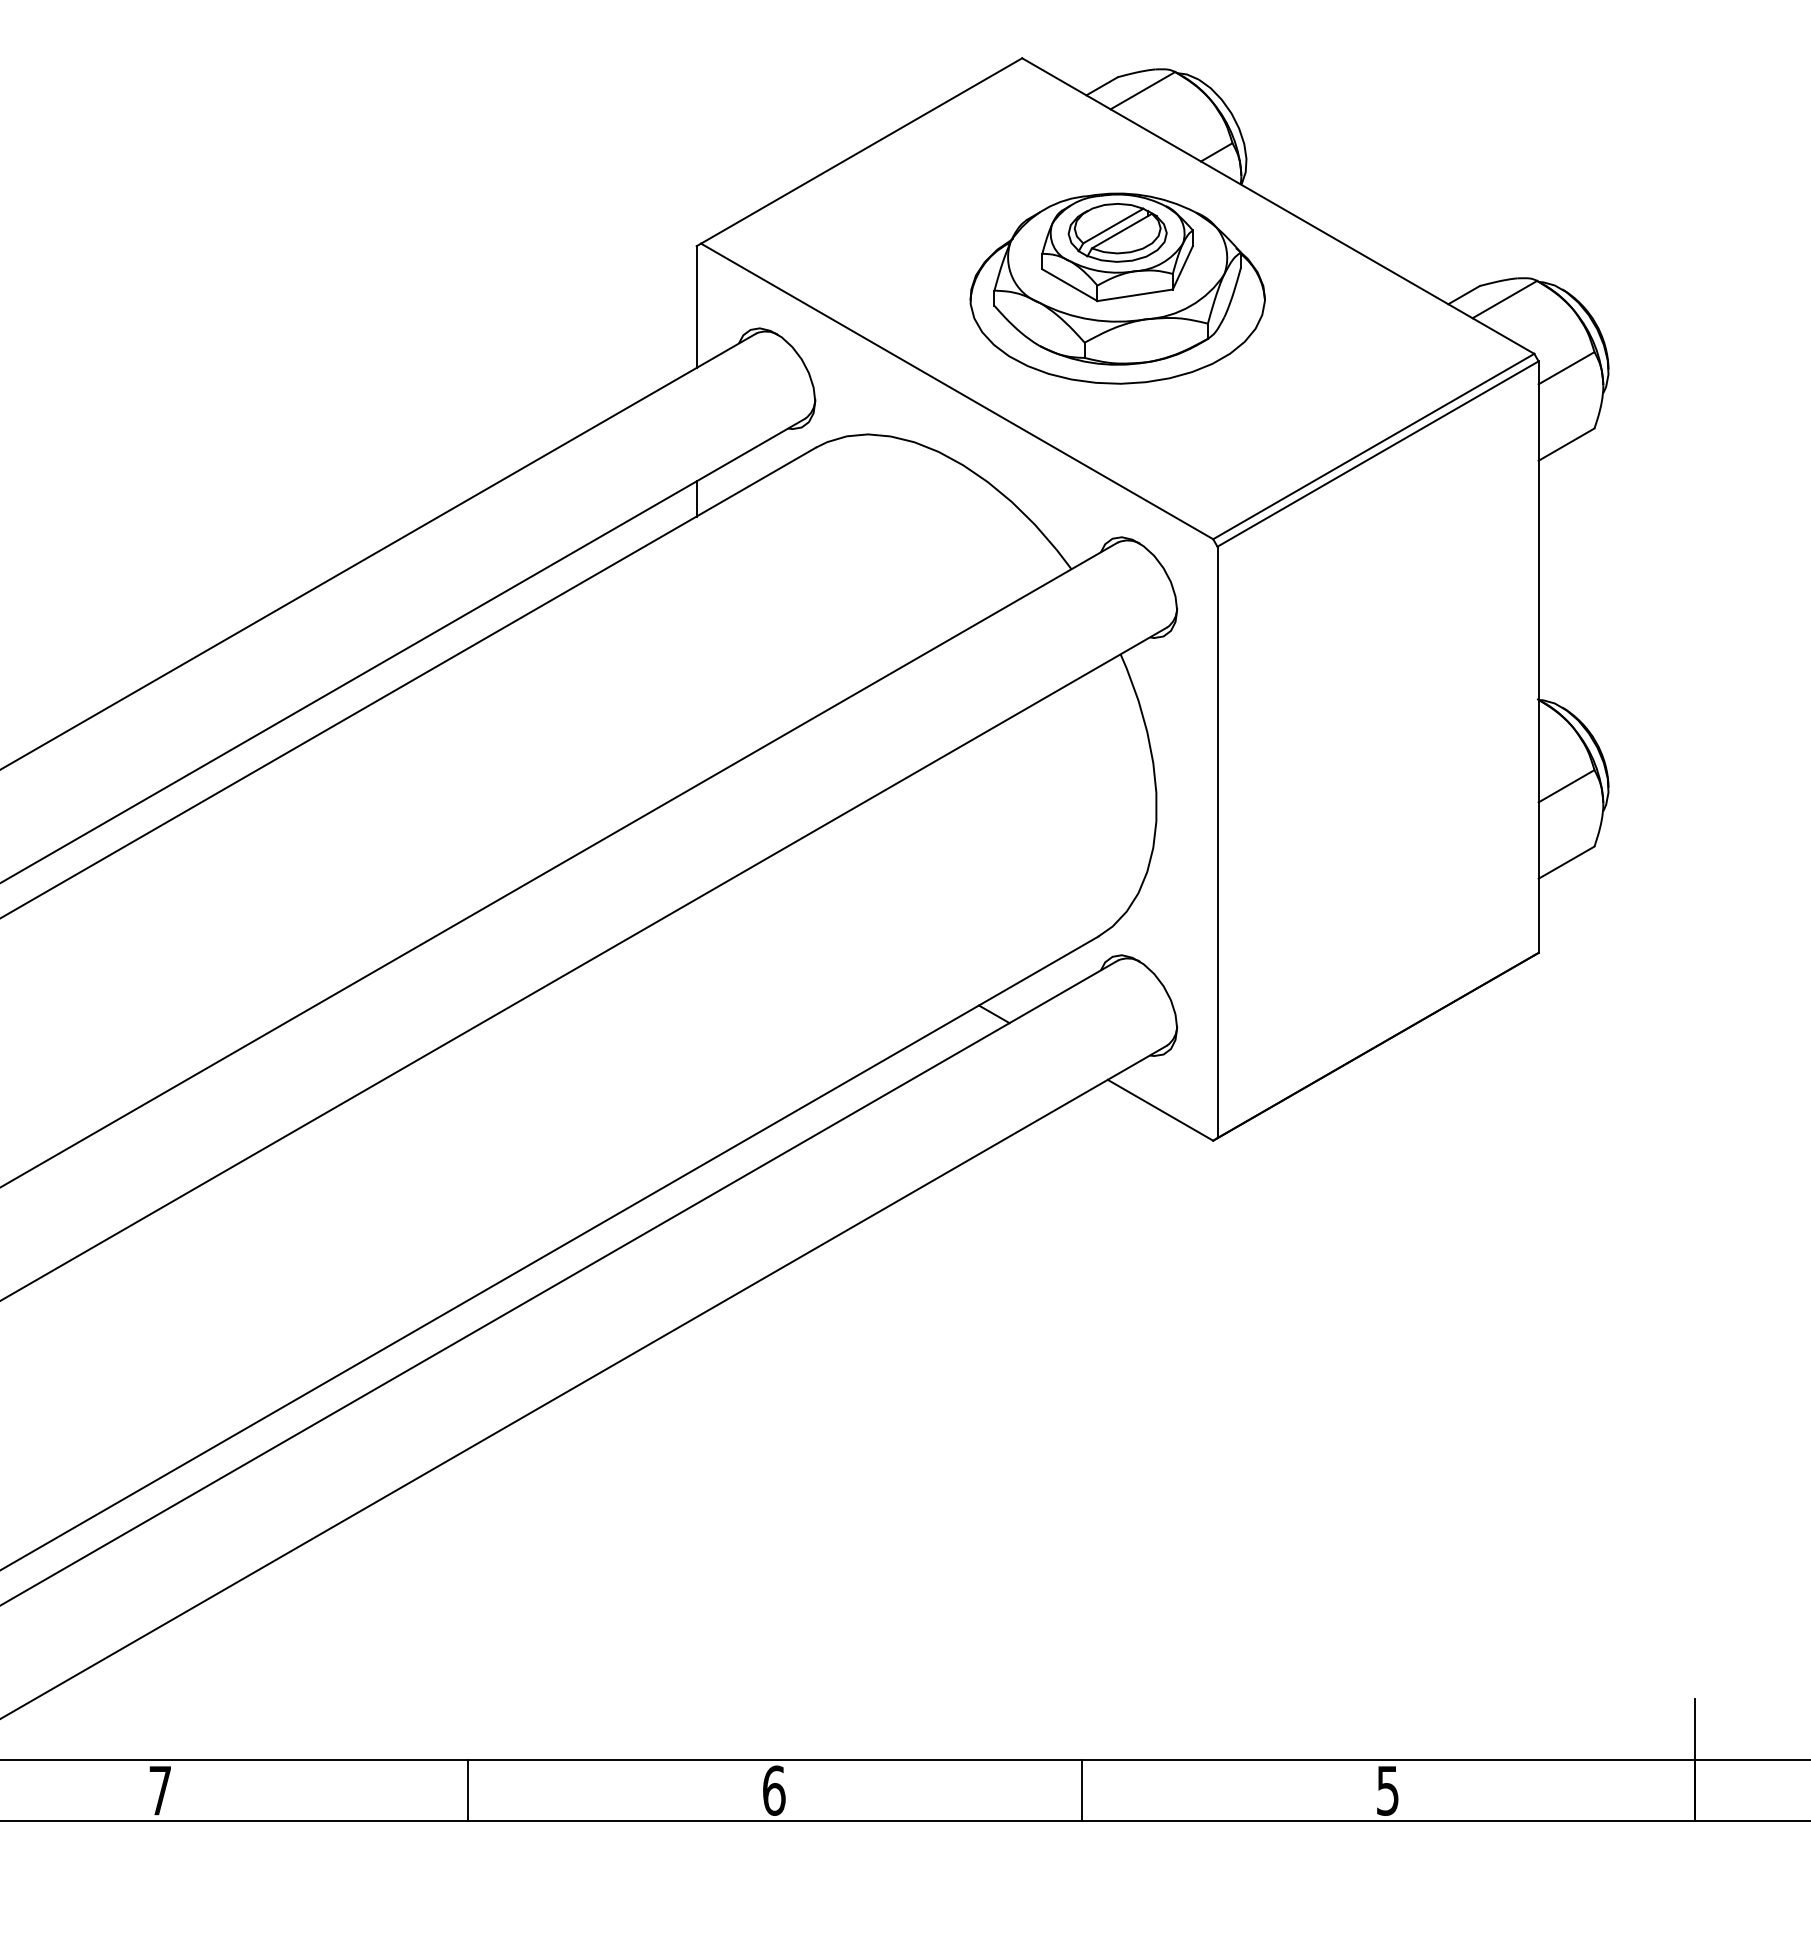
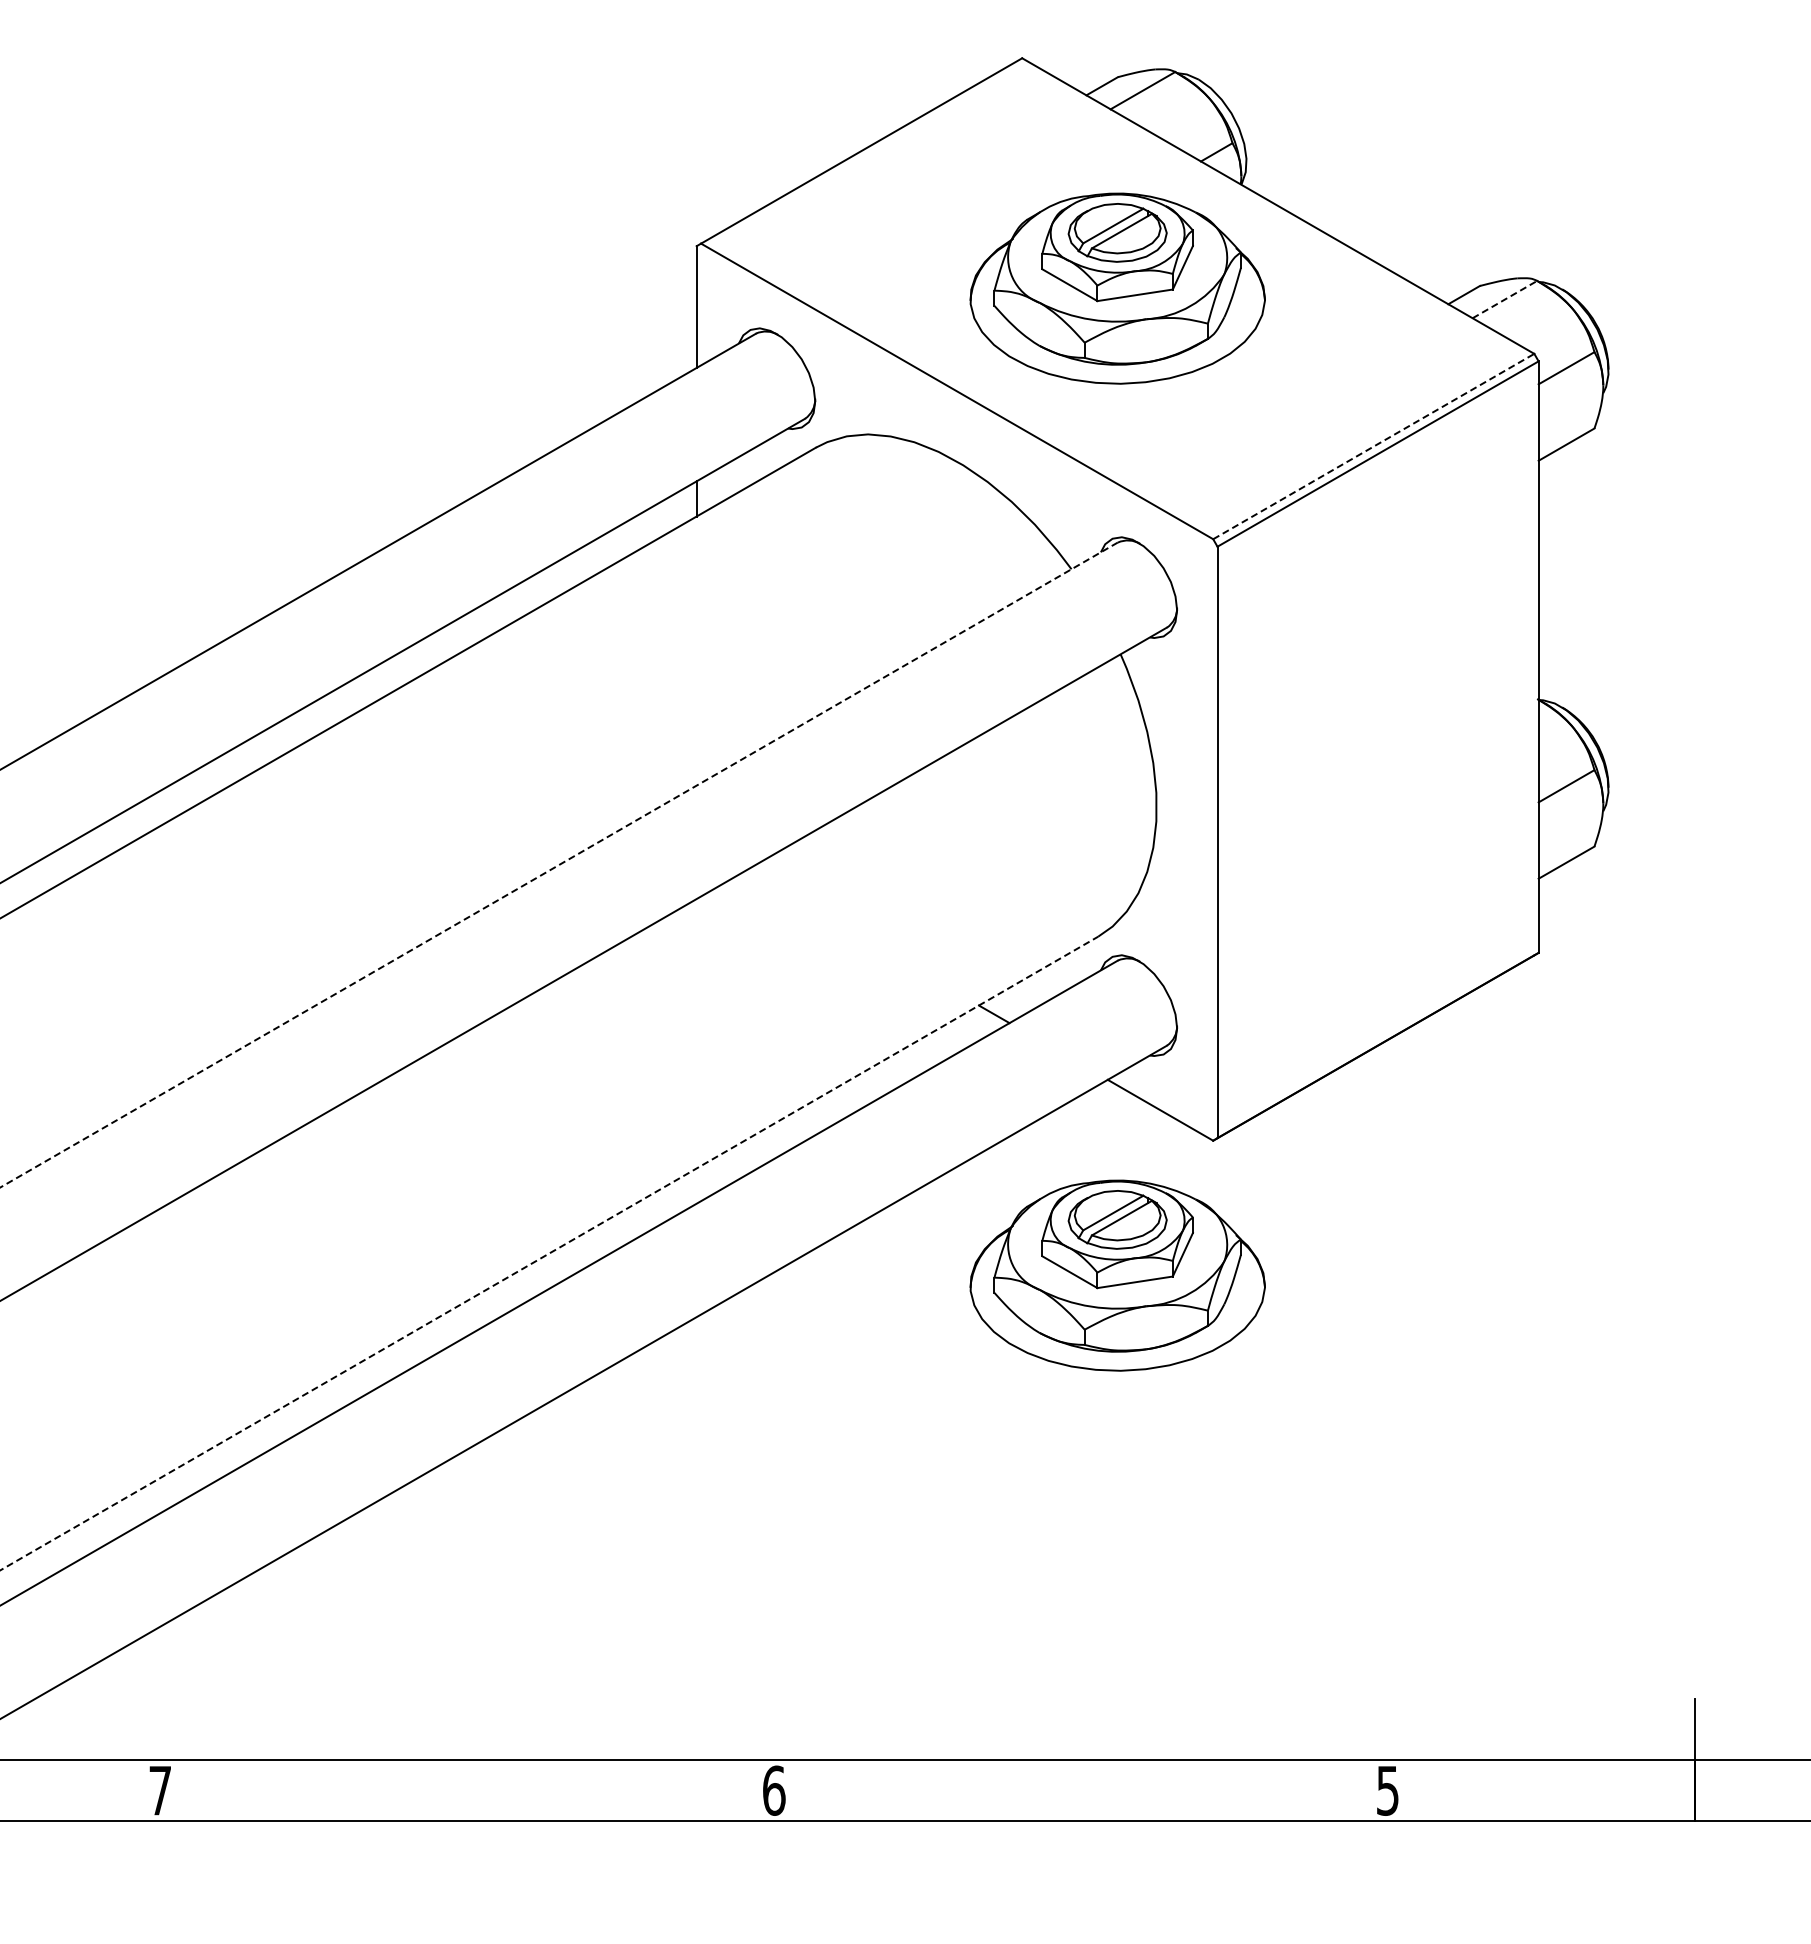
line: solid -> dashed (1505, 299)
line: solid -> dashed (1374, 446)
line: solid -> dashed (559, 864)
line: solid -> dashed (549, 1253)
part: none -> present (1117, 1275)
line: present -> none (467, 1790)
line: present -> none (1081, 1790)
